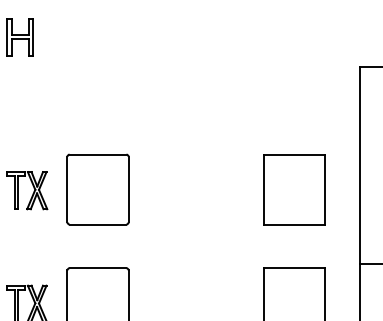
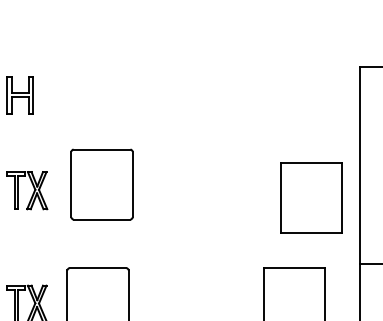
part position: (19, 37) -> (19, 95) (19, 95)
part position: (97, 189) -> (101, 184) (101, 184)
part position: (294, 189) -> (311, 197) (311, 197)
